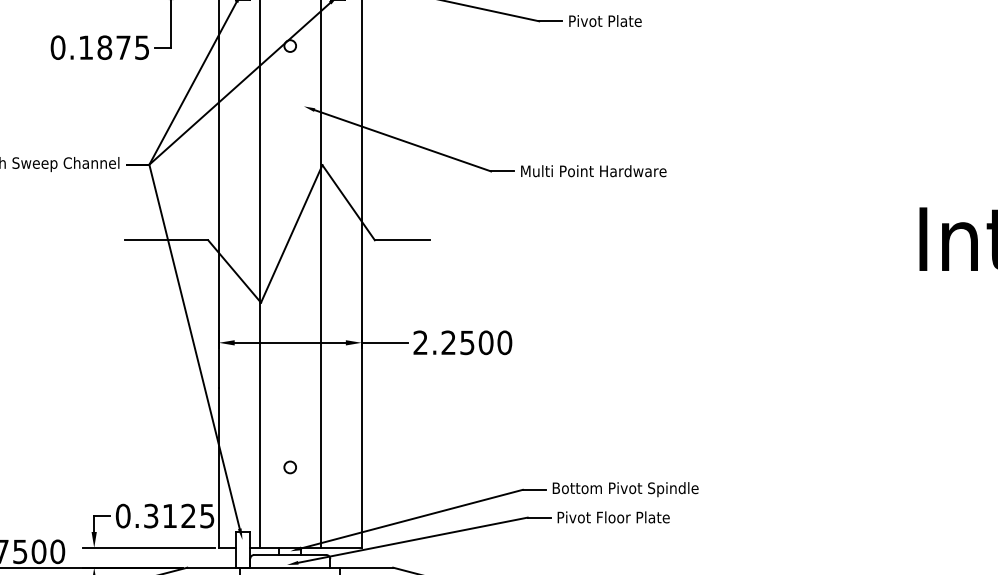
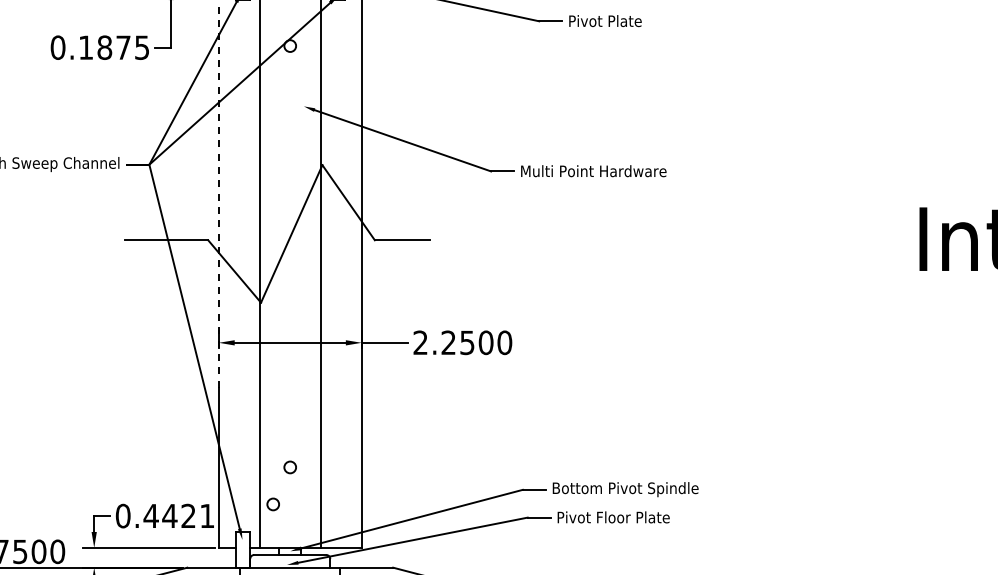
line: solid -> dashed (218, 193)
circle: none -> present (272, 504)
text: 0.3125 -> 0.4421 (178, 515)
